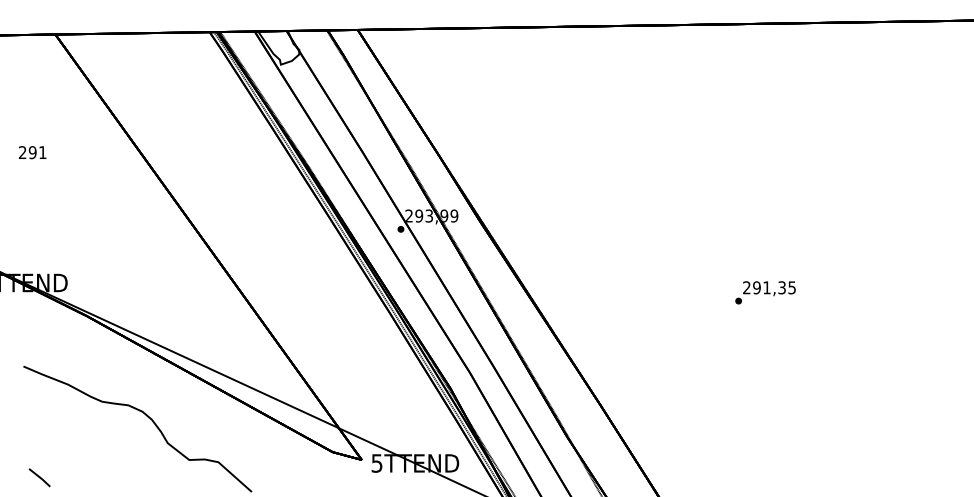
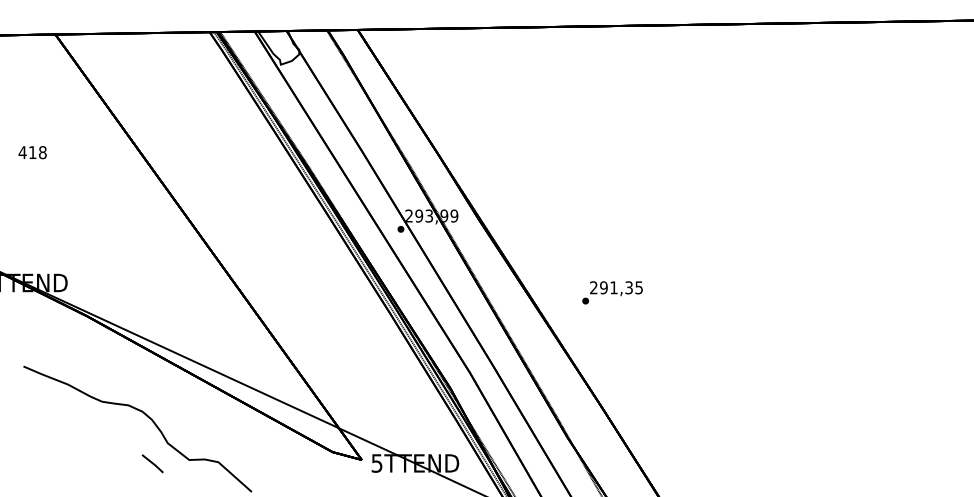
text: 291 -> 418 (32, 152)
text position: (765, 292) -> (612, 292) (612, 292)
line position: (39, 477) -> (152, 463) (152, 463)
